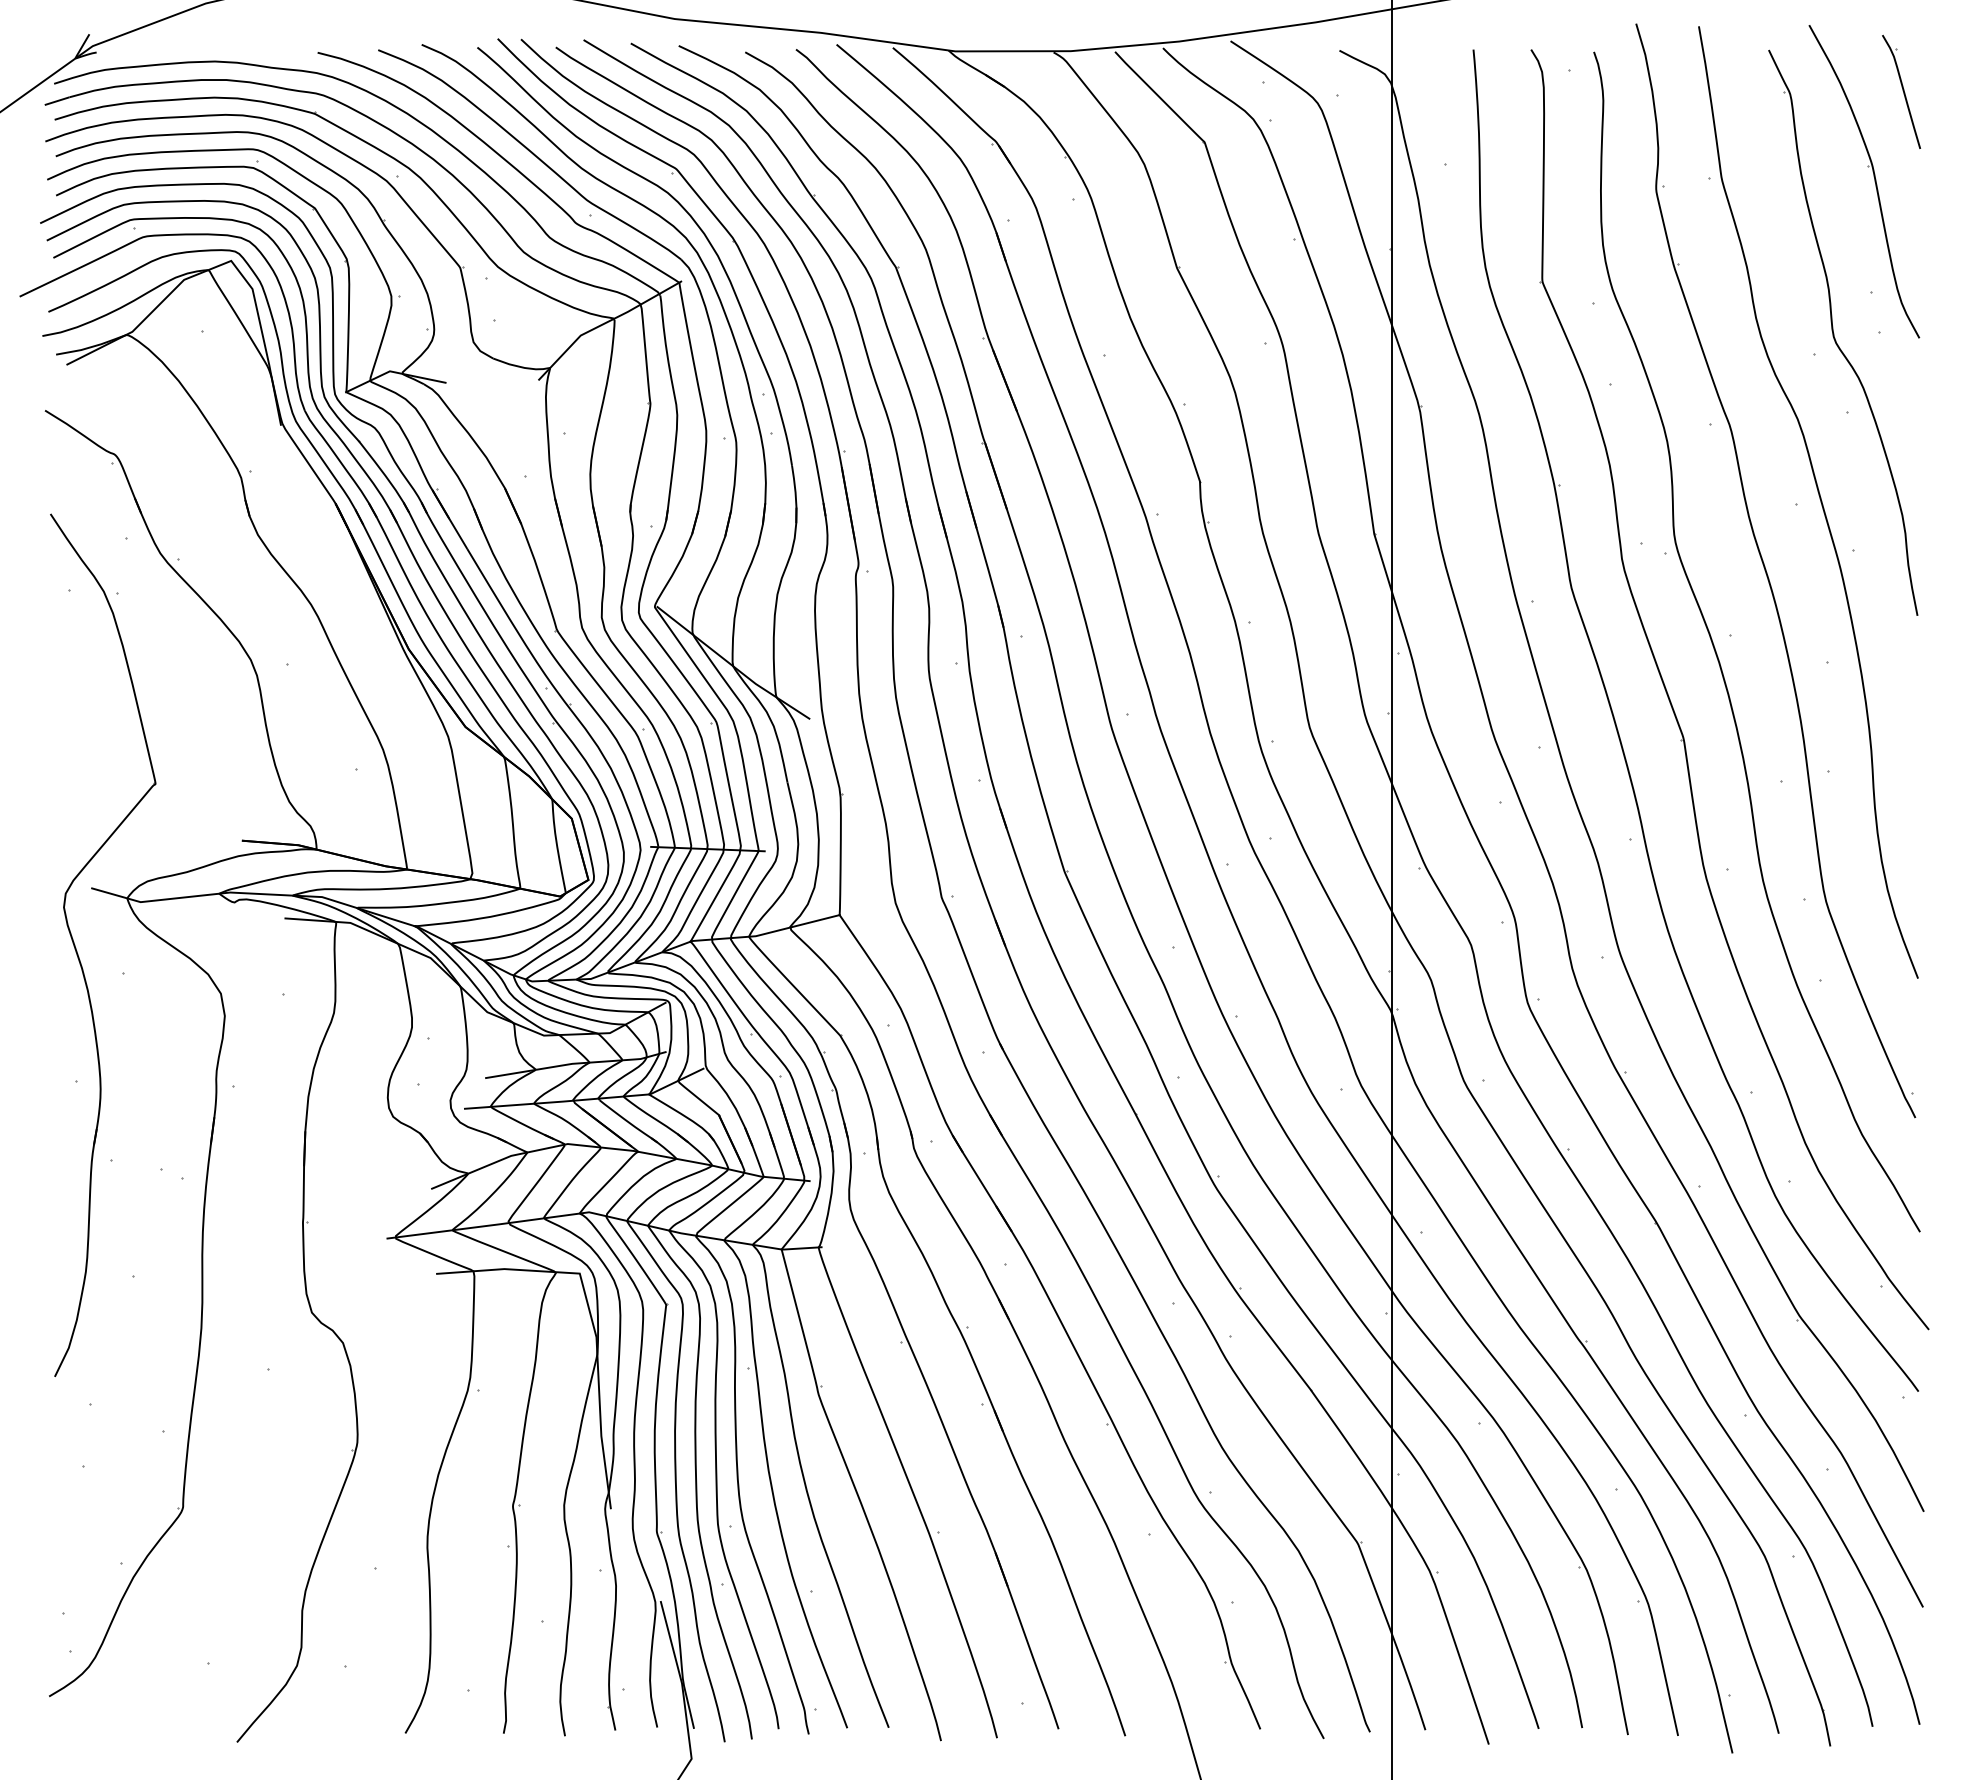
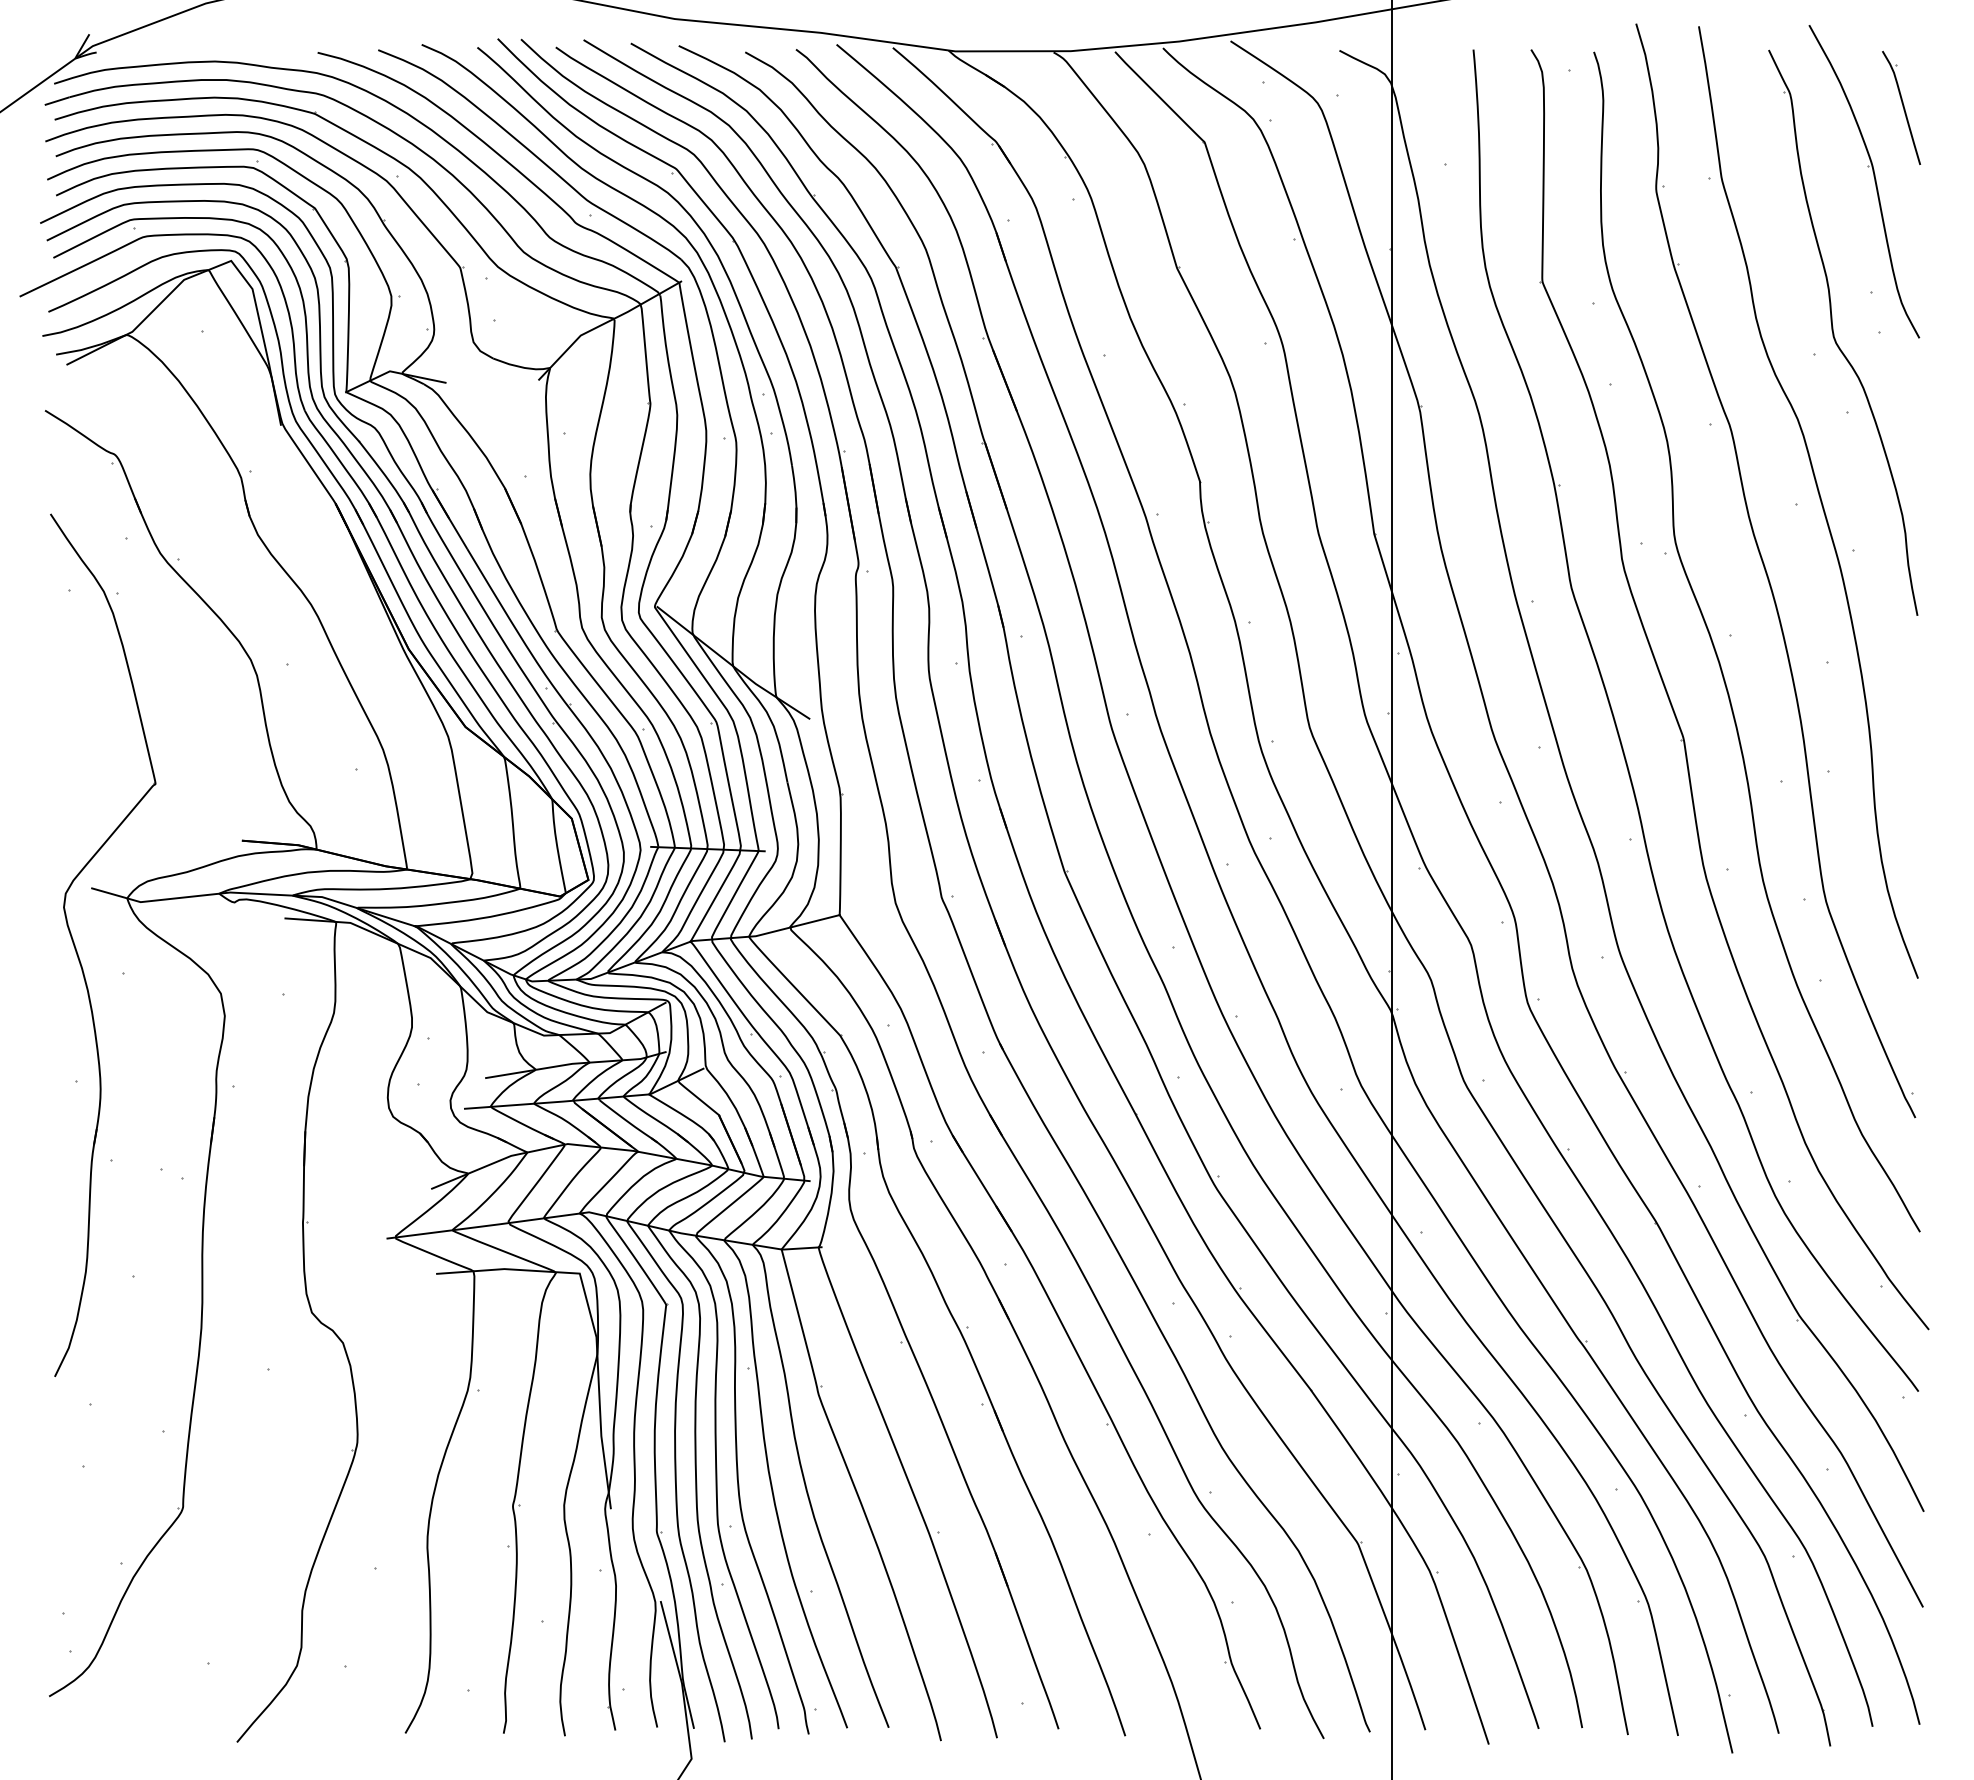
part position: (1901, 91) -> (1901, 107) (1901, 107)
